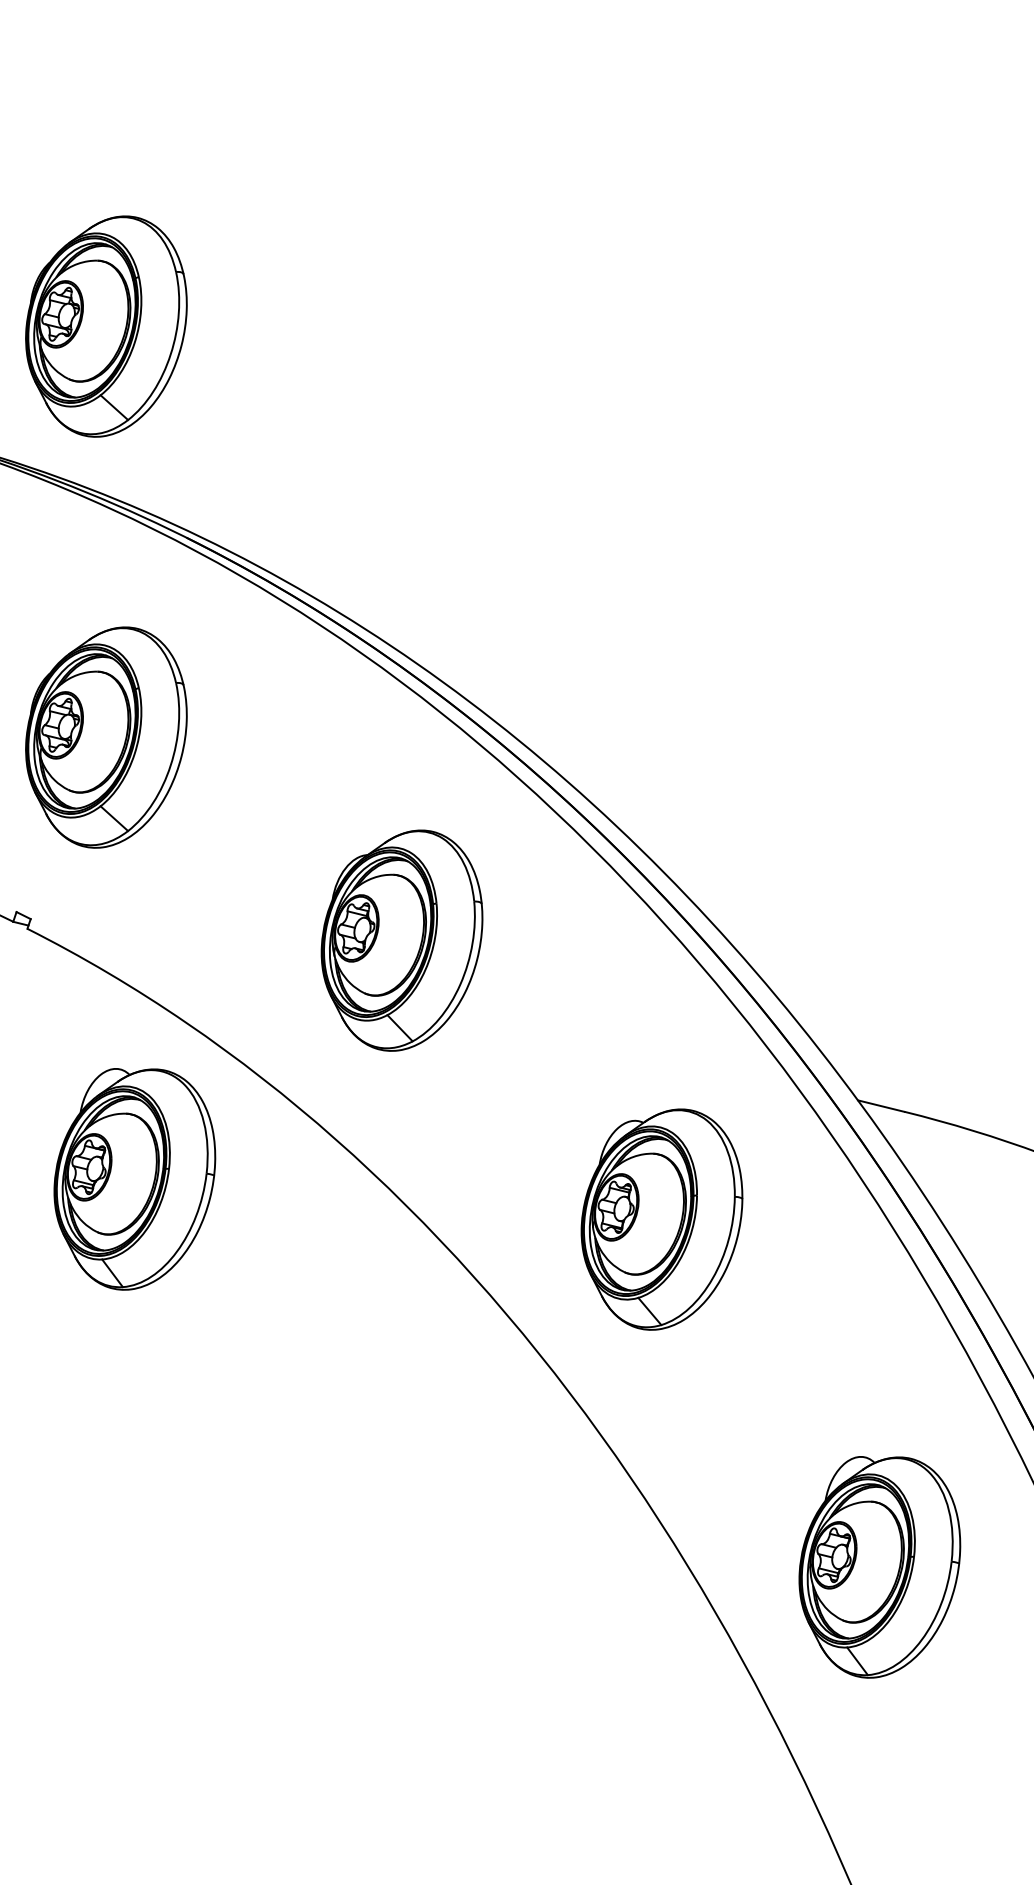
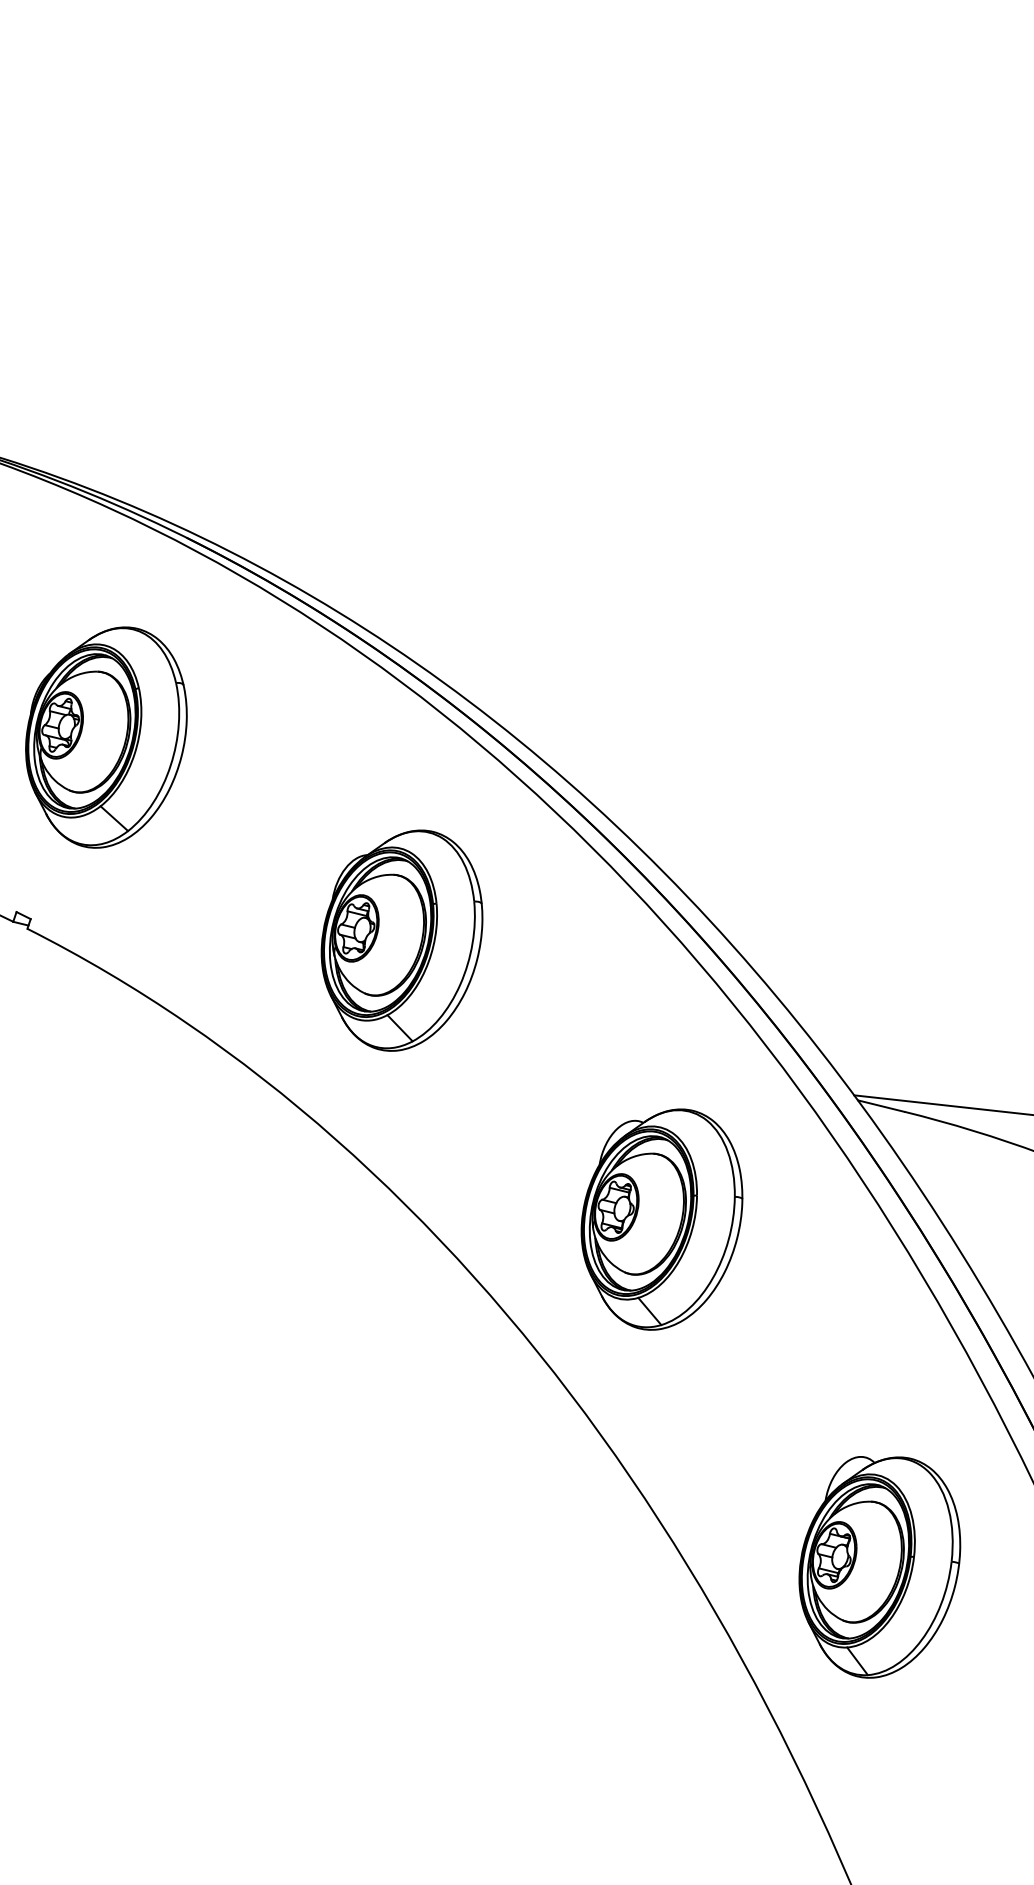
part: present -> none (106, 326)
line: none -> present (942, 1104)
part: present -> none (134, 1179)
